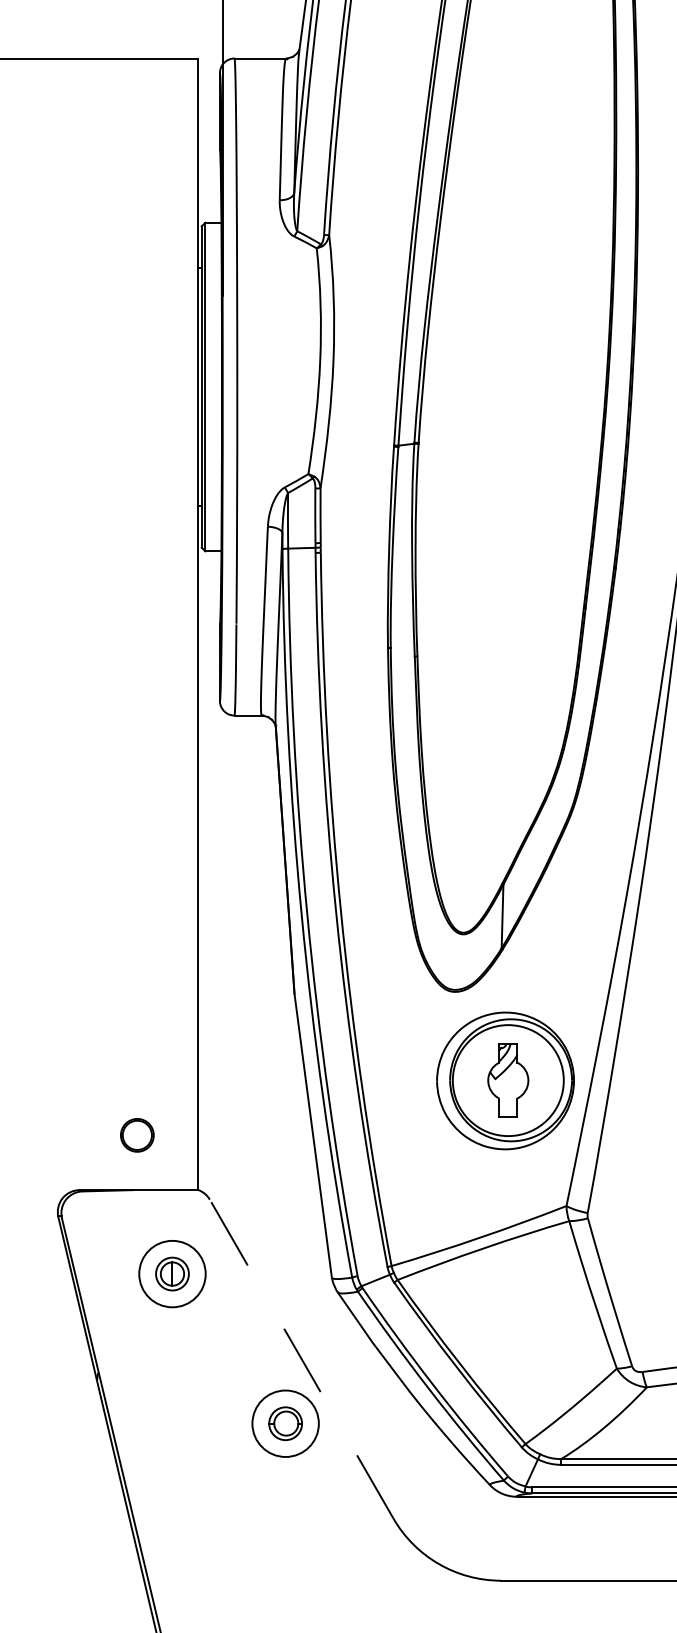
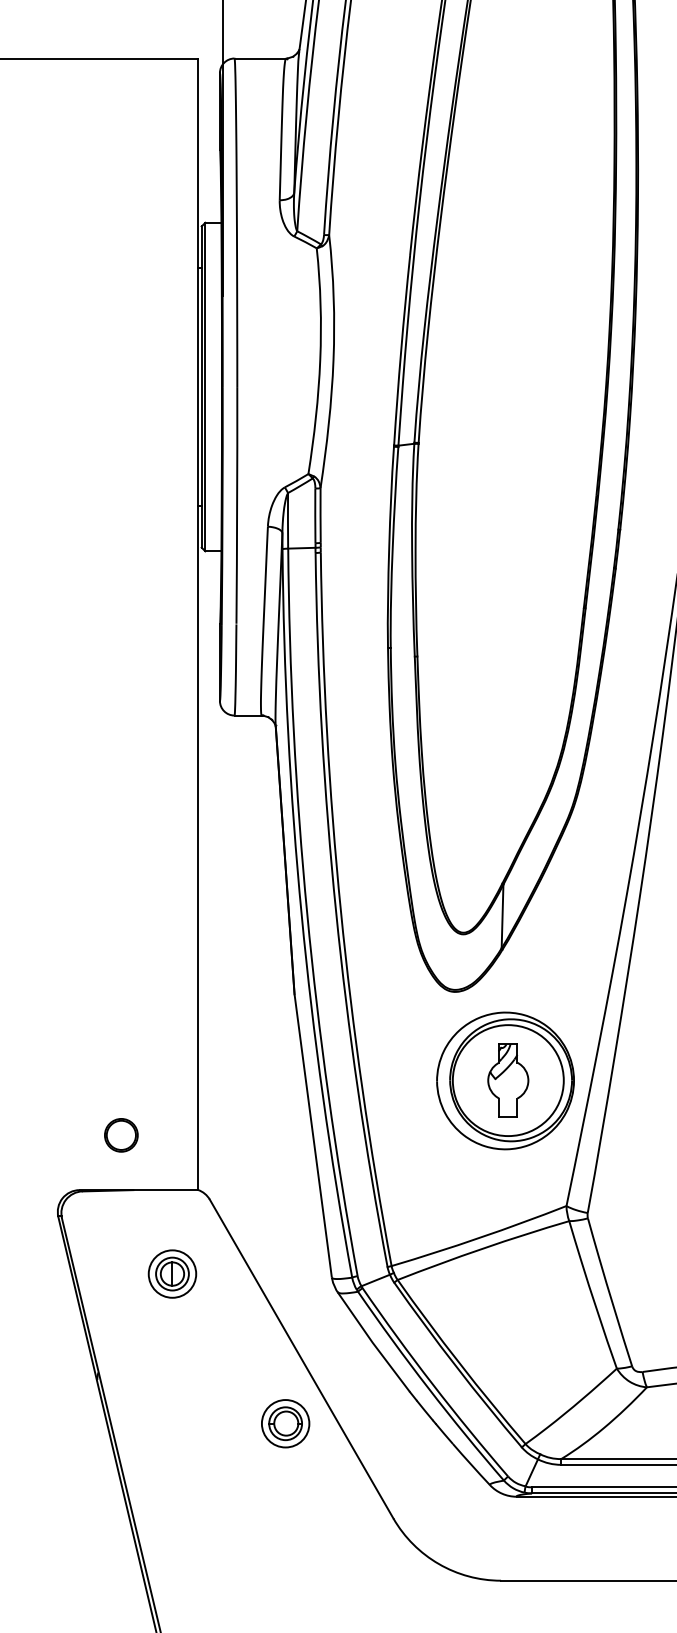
part position: (137, 1135) -> (121, 1135) (121, 1135)
circle diameter: 66 px -> 47 px (172, 1273)
line: dashed -> solid (301, 1359)
circle diameter: 66 px -> 47 px (285, 1423)
